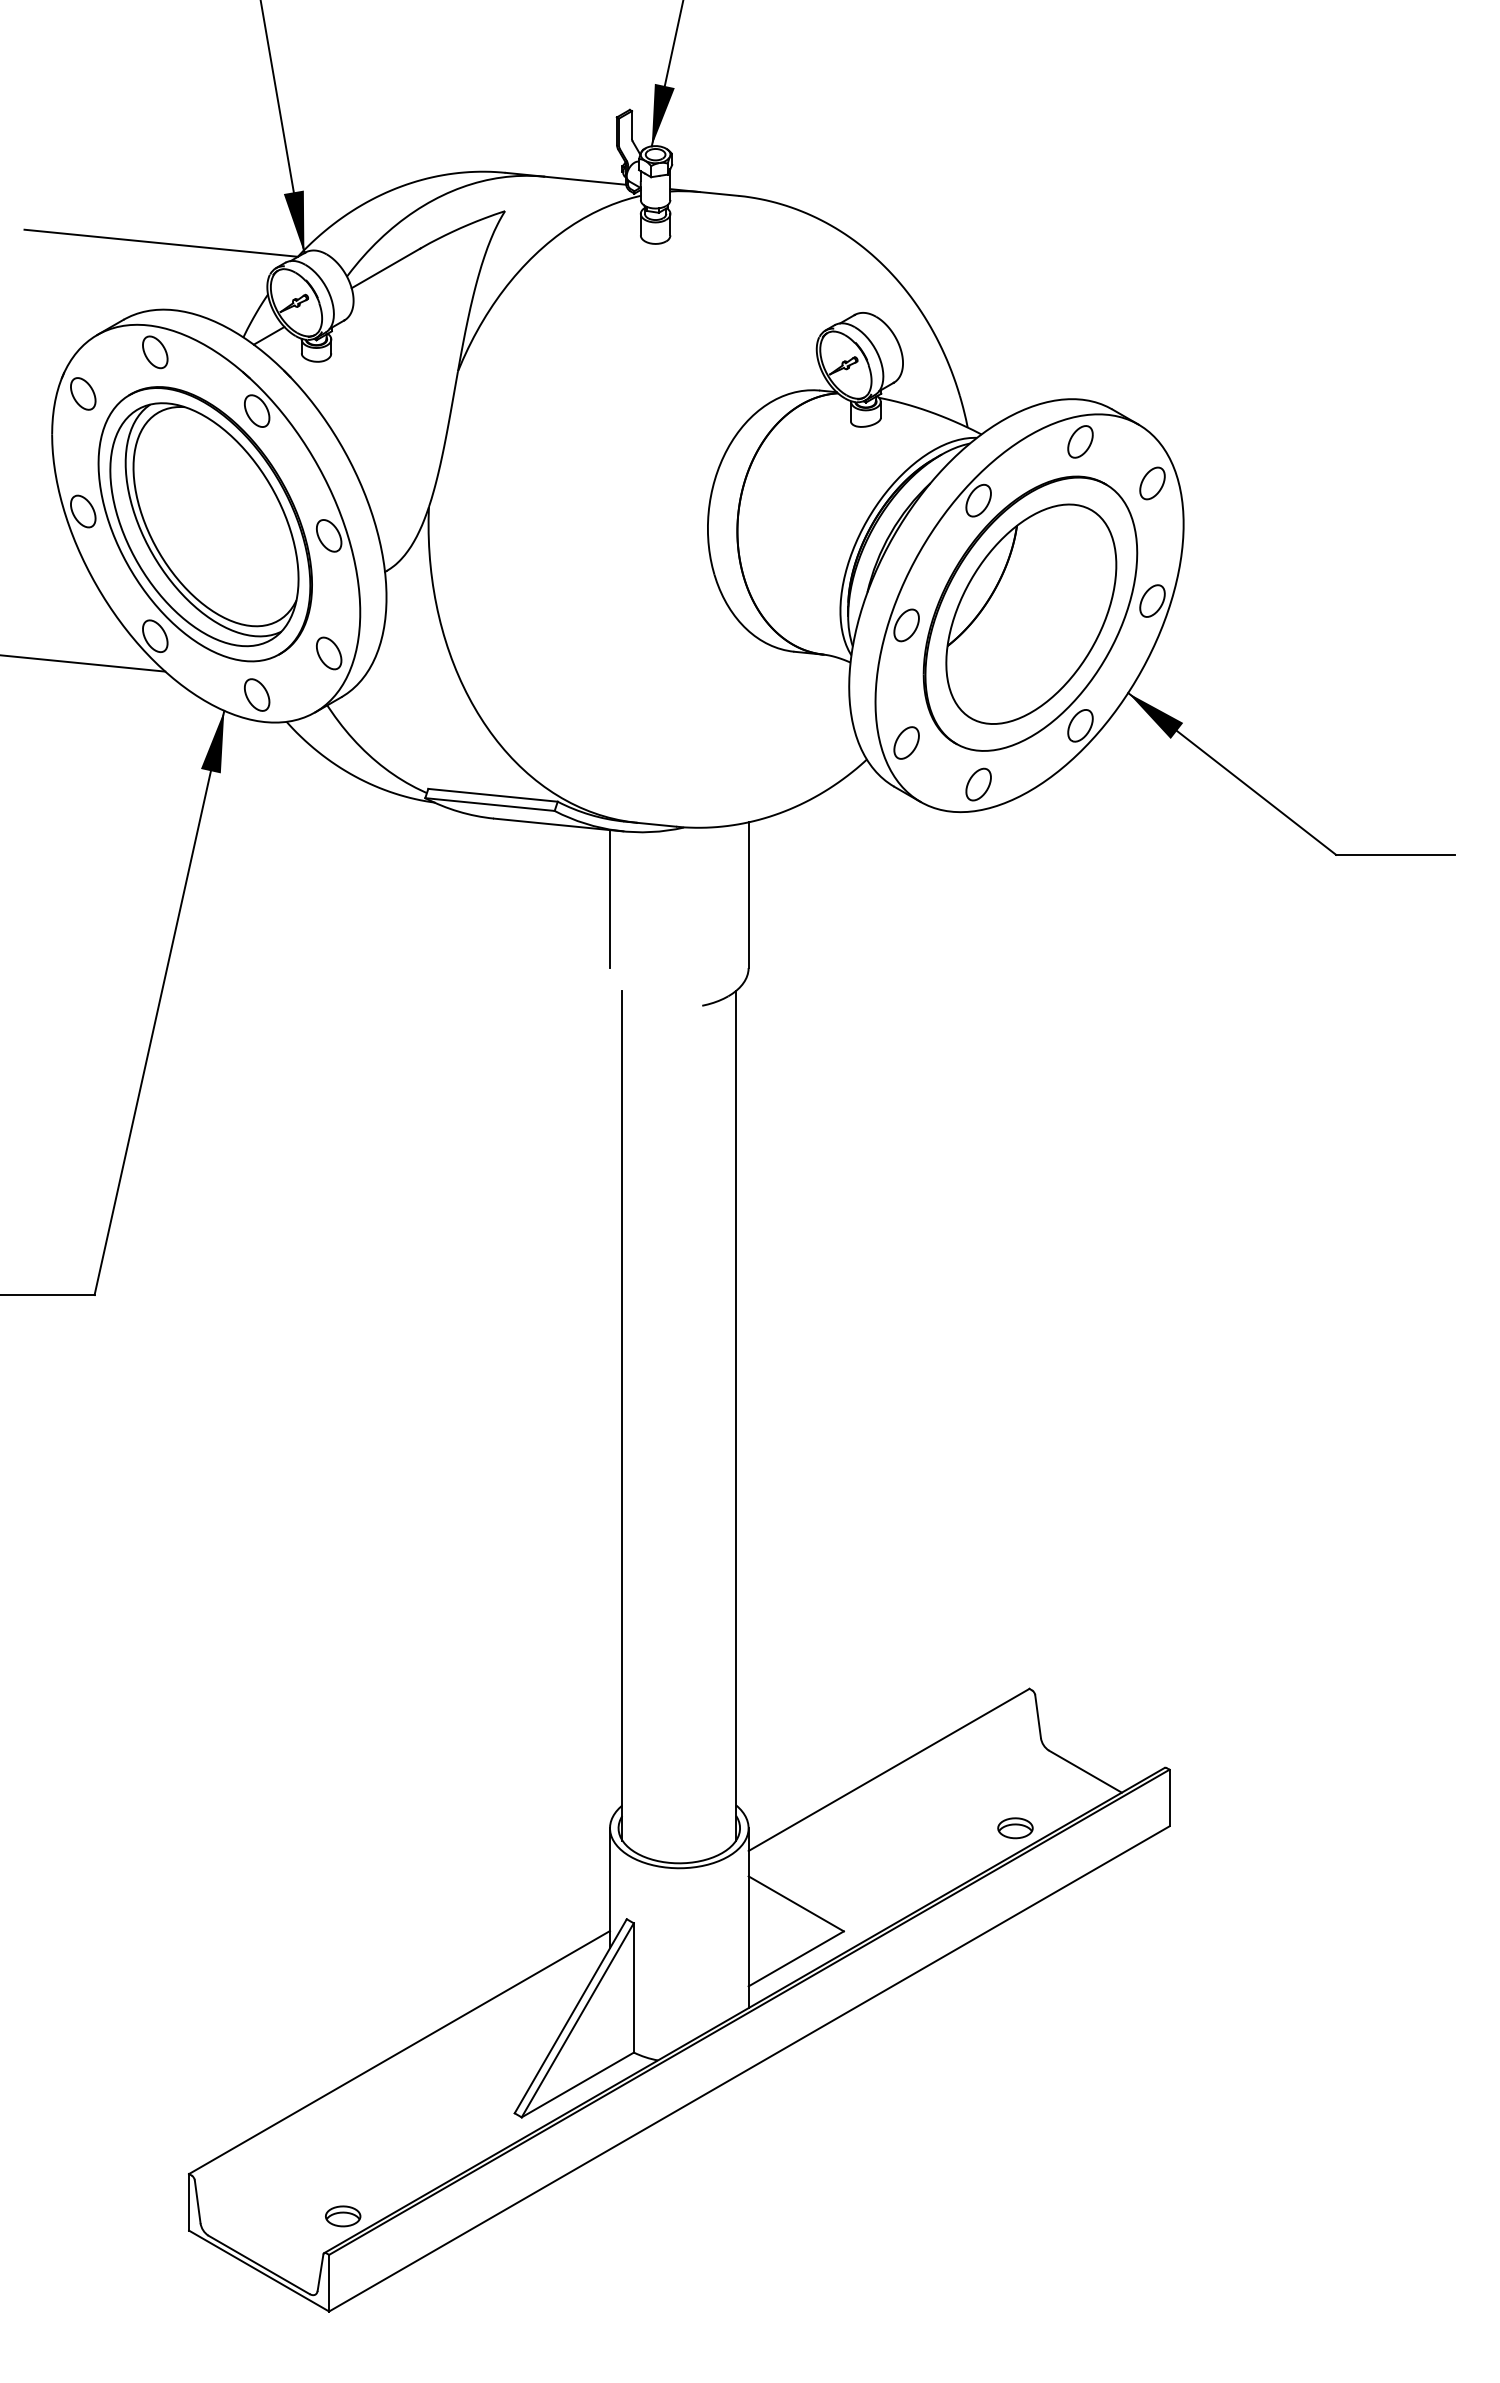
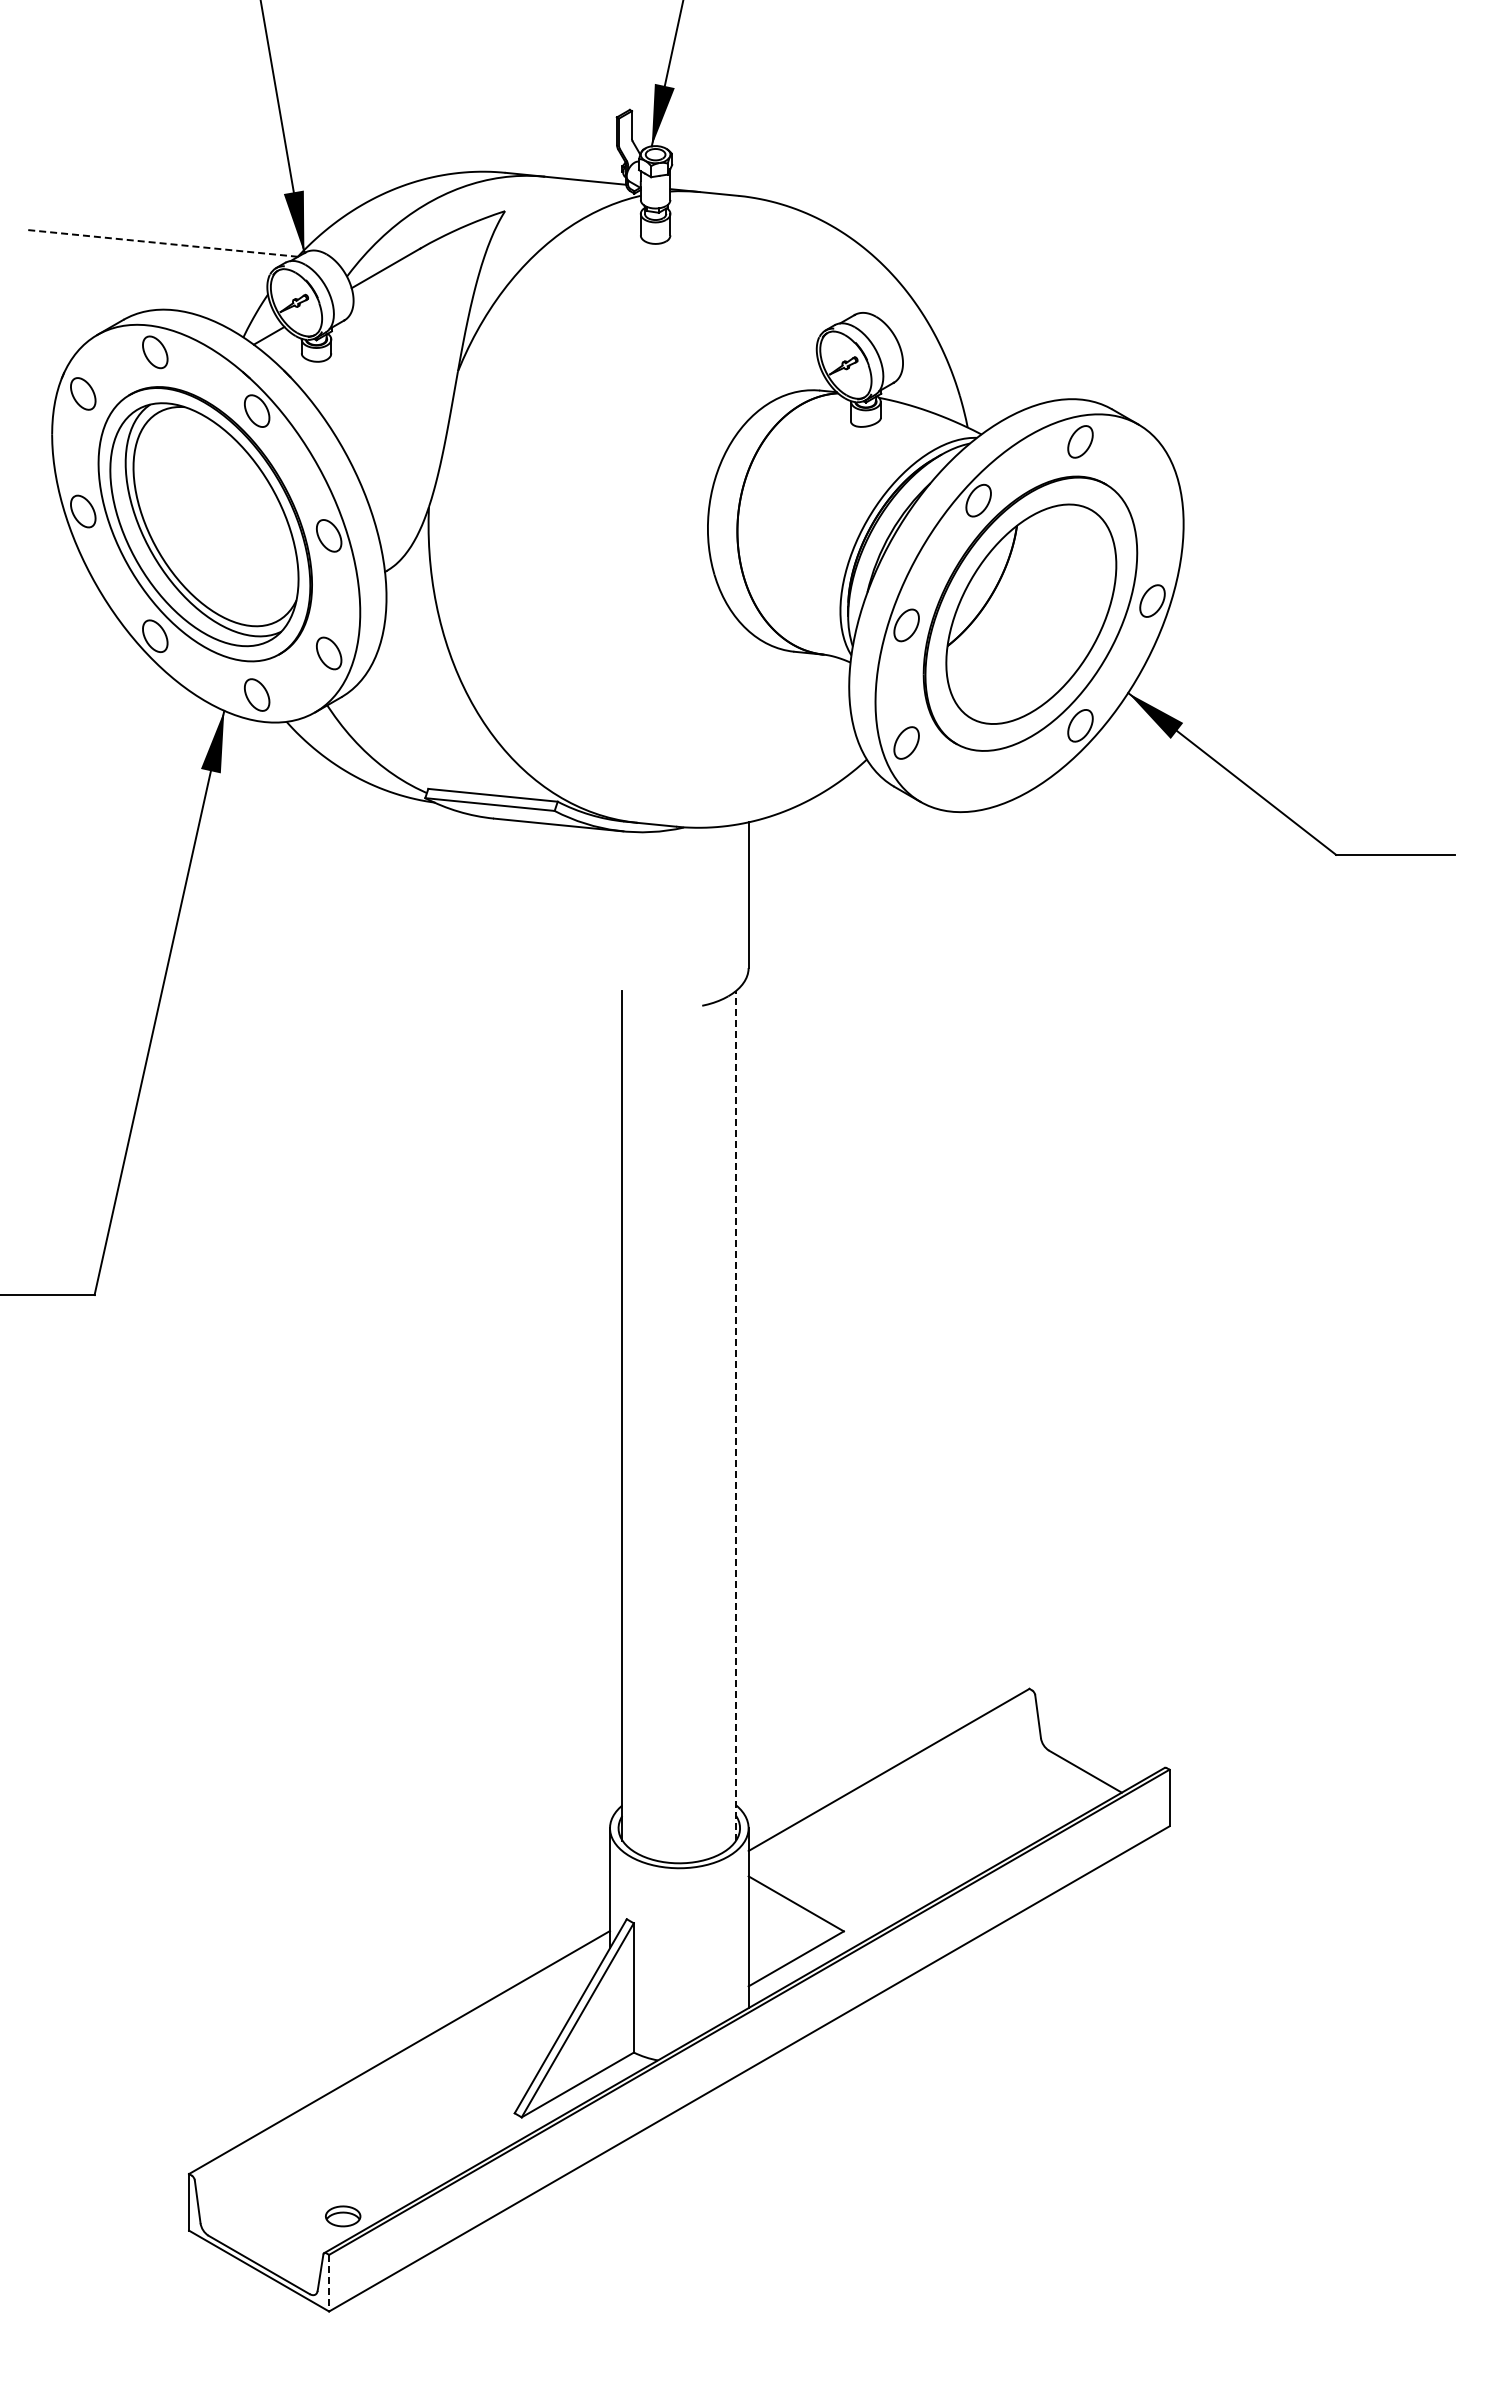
line: solid -> dashed (160, 243)
part: present -> none (1152, 483)
line: present -> none (83, 663)
part: present -> none (978, 784)
line: present -> none (609, 899)
line: solid -> dashed (736, 1415)
part: present -> none (1015, 1828)
line: solid -> dashed (329, 2283)
